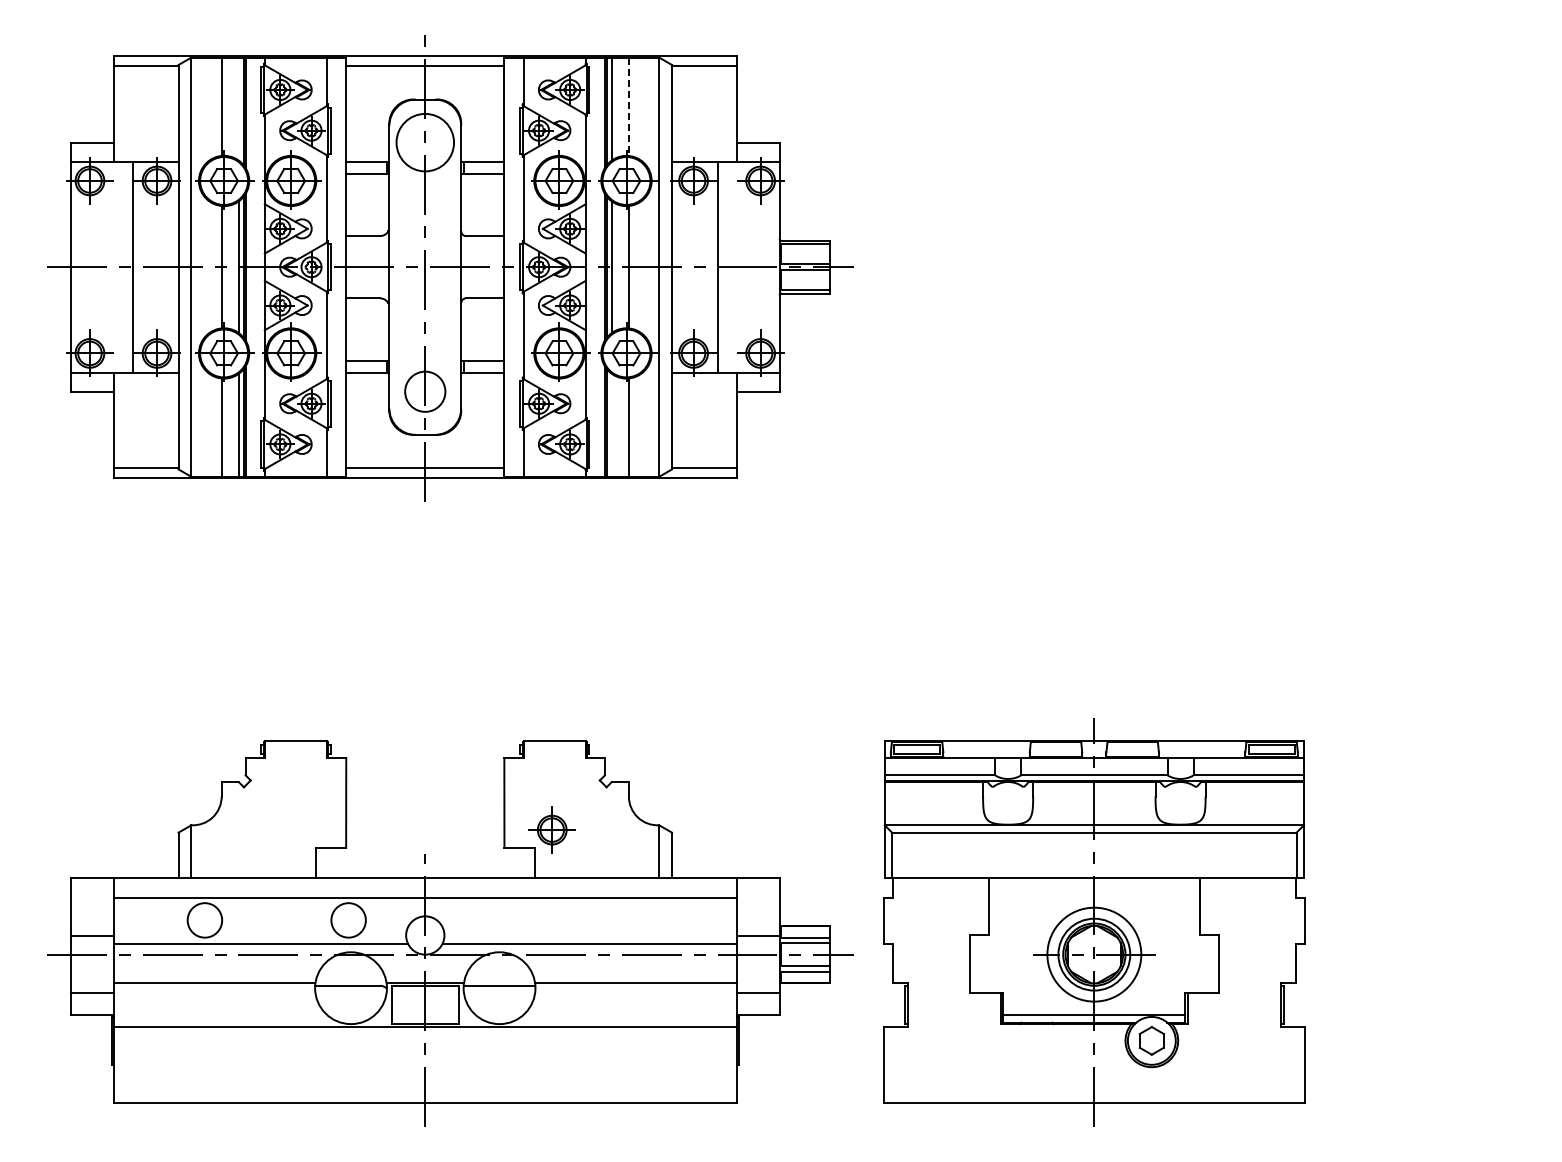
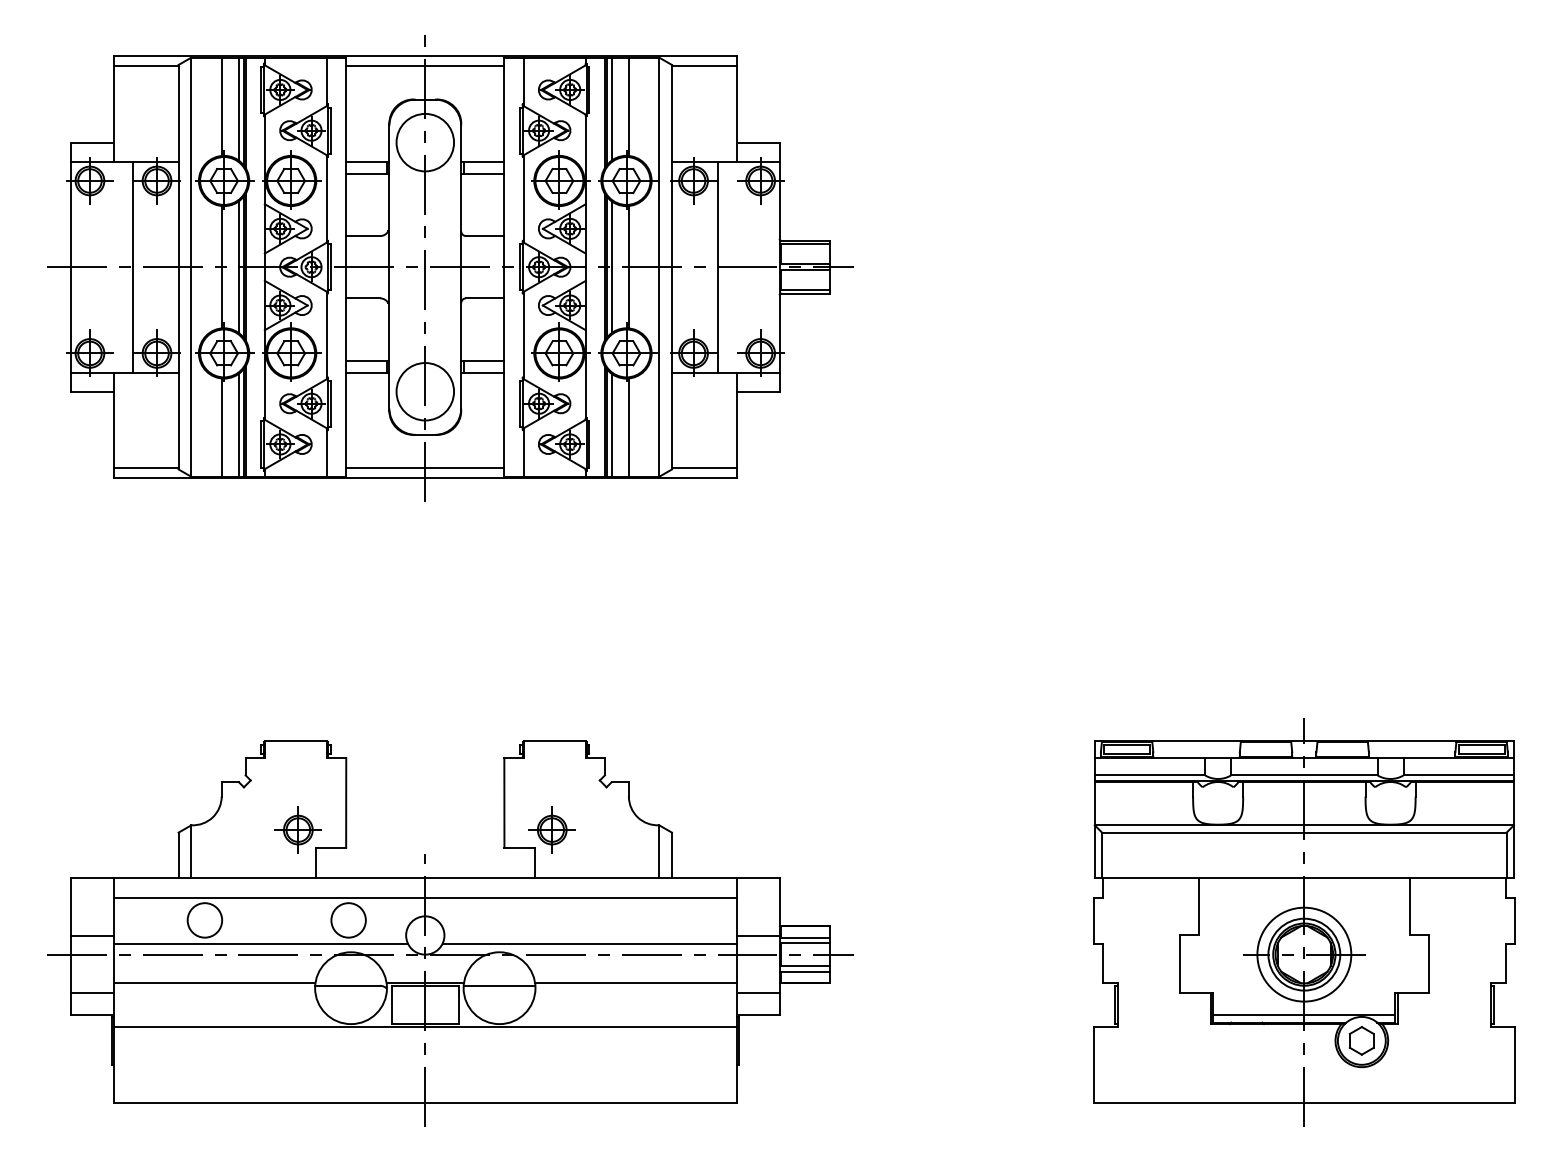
line: dashed -> solid (628, 107)
line: none -> present (238, 108)
circle diameter: 40 px -> 57 px (425, 391)
line: none -> present (611, 424)
part: none -> present (297, 829)
part position: (1094, 922) -> (1304, 922) (1304, 922)
